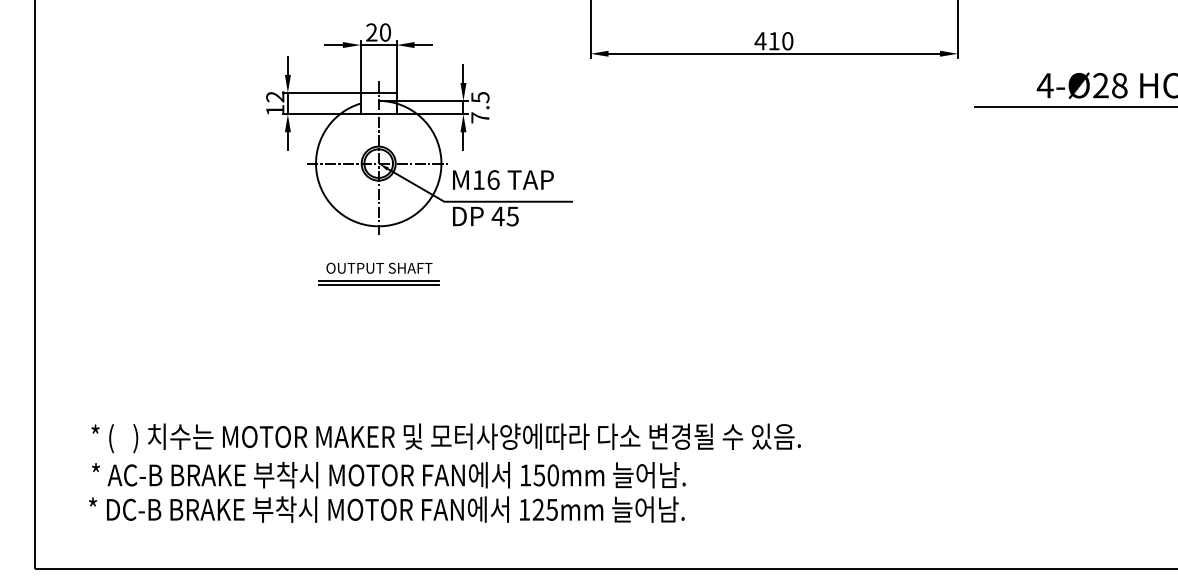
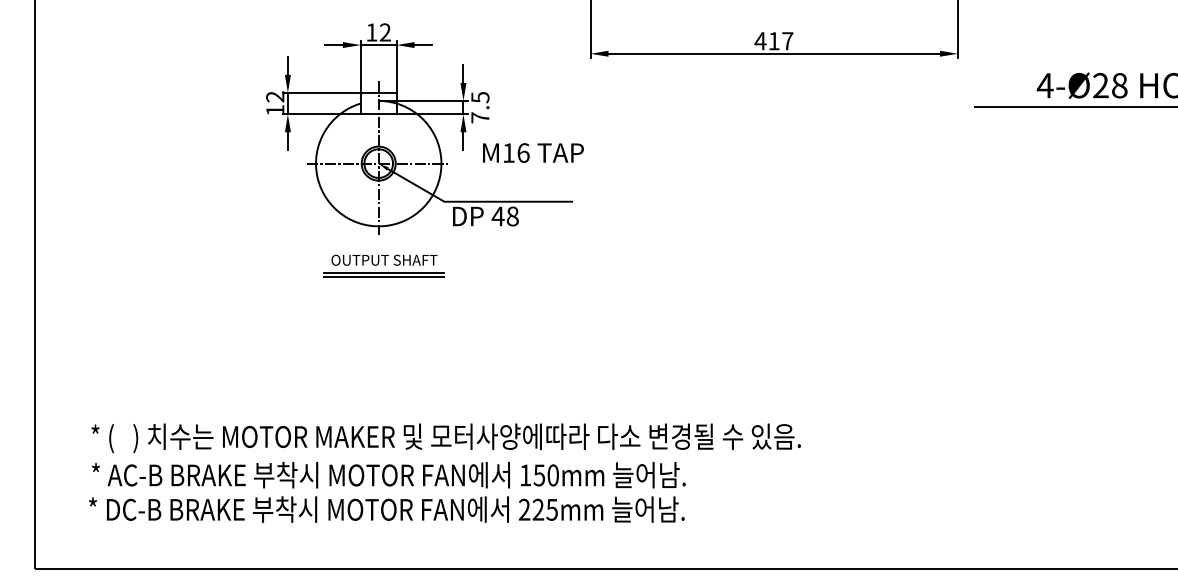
text: 20 -> 12 (378, 32)
text: 410 -> 417 (787, 41)
text position: (503, 179) -> (533, 152) (533, 152)
text: 45 -> 48 (512, 216)
part position: (378, 273) -> (383, 265) (383, 265)
text: 125mm -> 225mm (524, 509)
